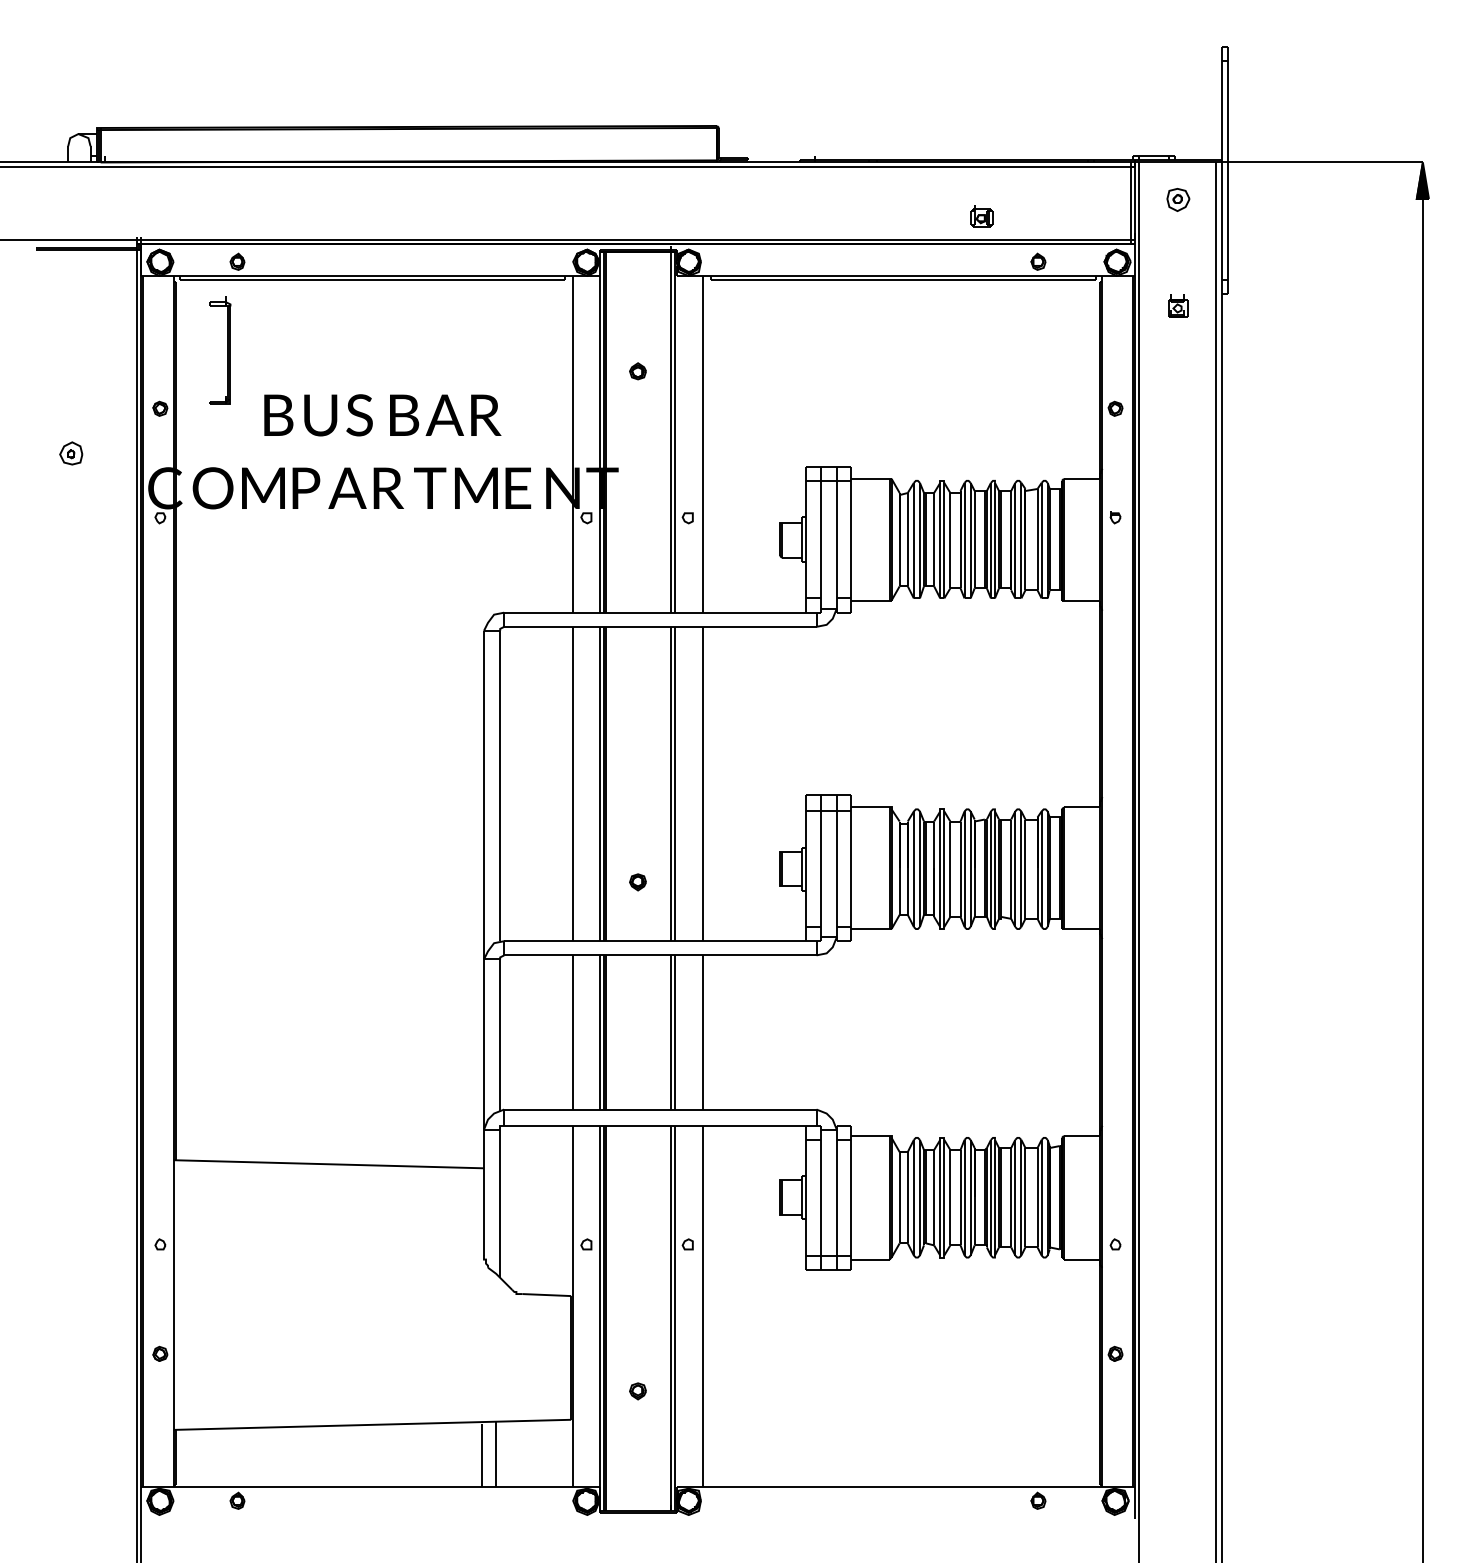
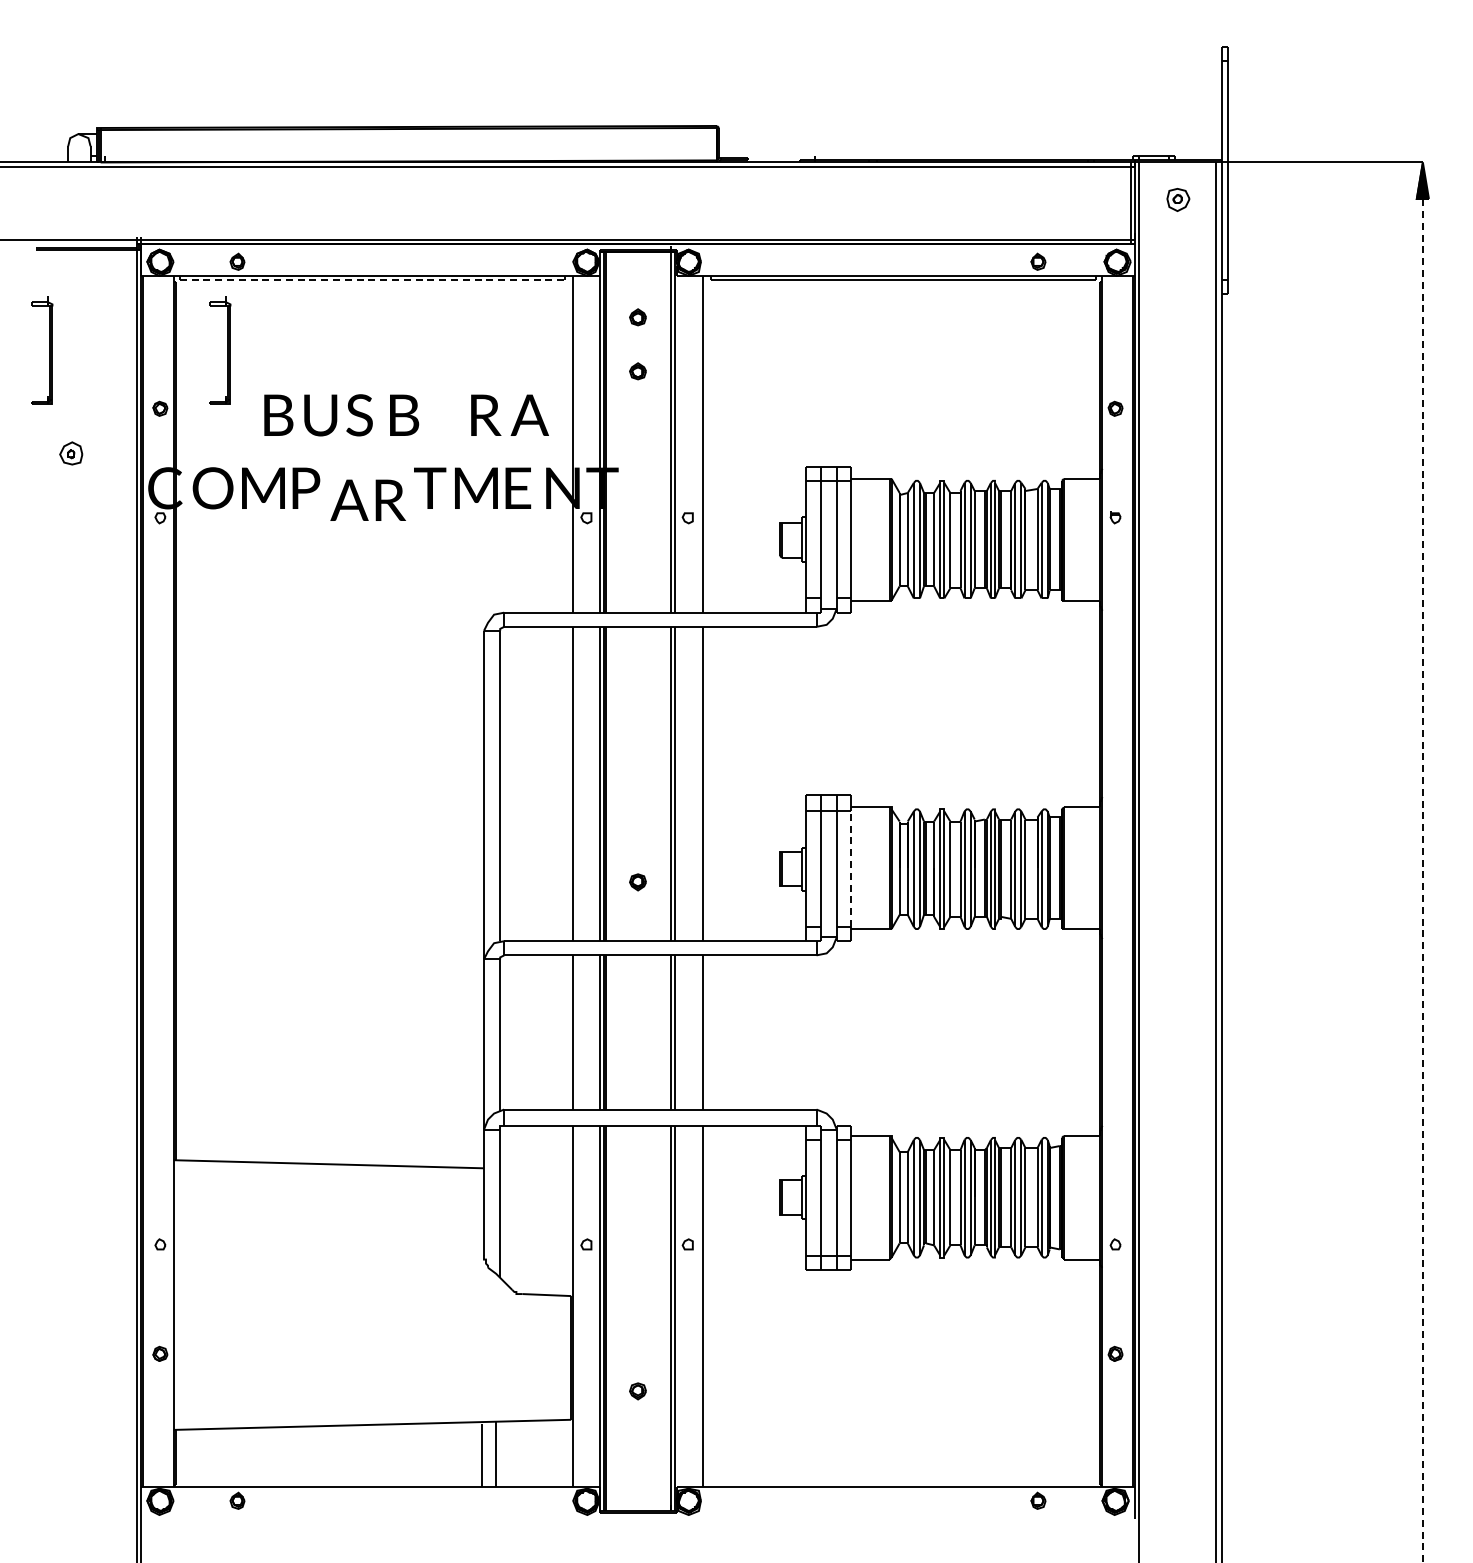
part: present -> none (981, 216)
line: solid -> dashed (372, 280)
part: present -> none (1178, 305)
part: none -> present (637, 317)
part: none -> present (49, 350)
text position: (444, 414) -> (529, 414) (529, 414)
text position: (365, 487) -> (367, 499) (367, 499)
line: solid -> dashed (851, 869)
line: solid -> dashed (1422, 880)
